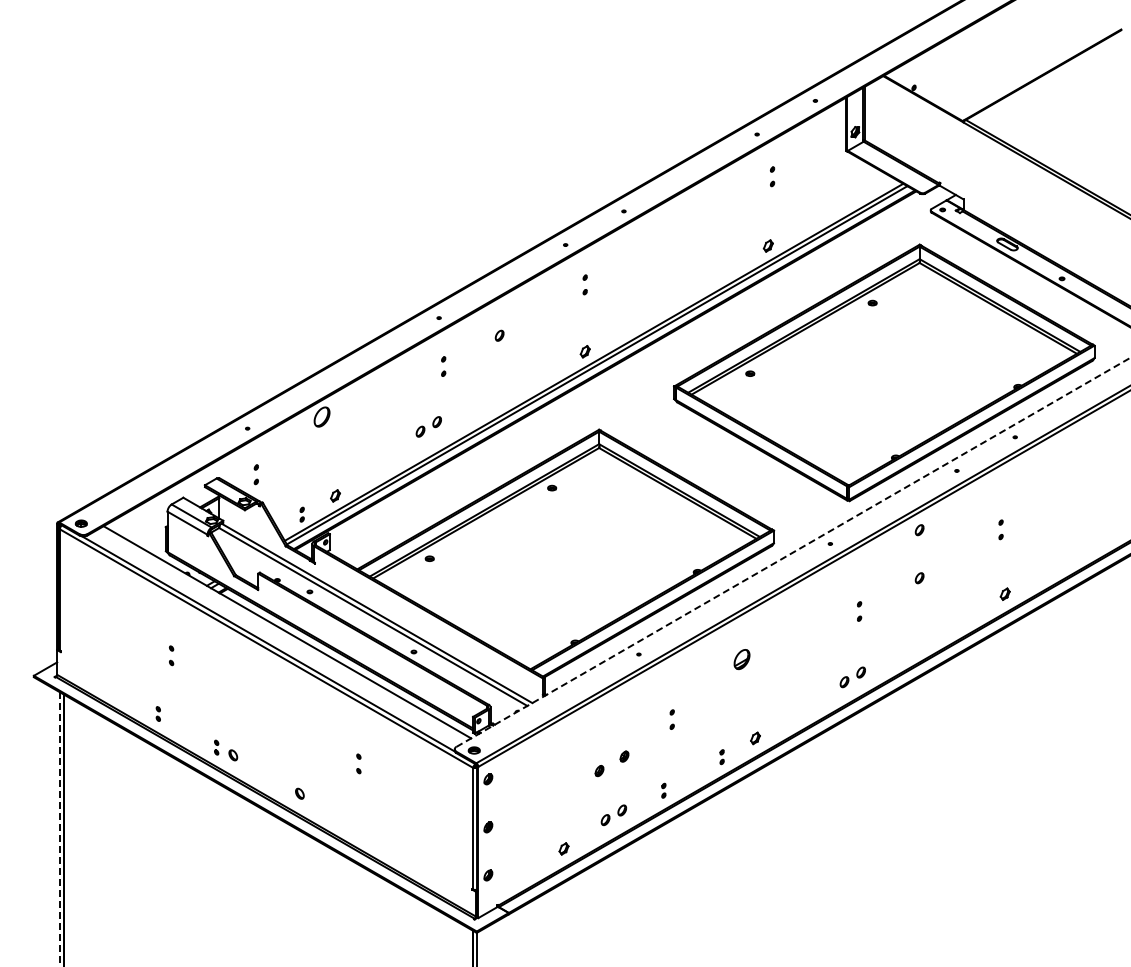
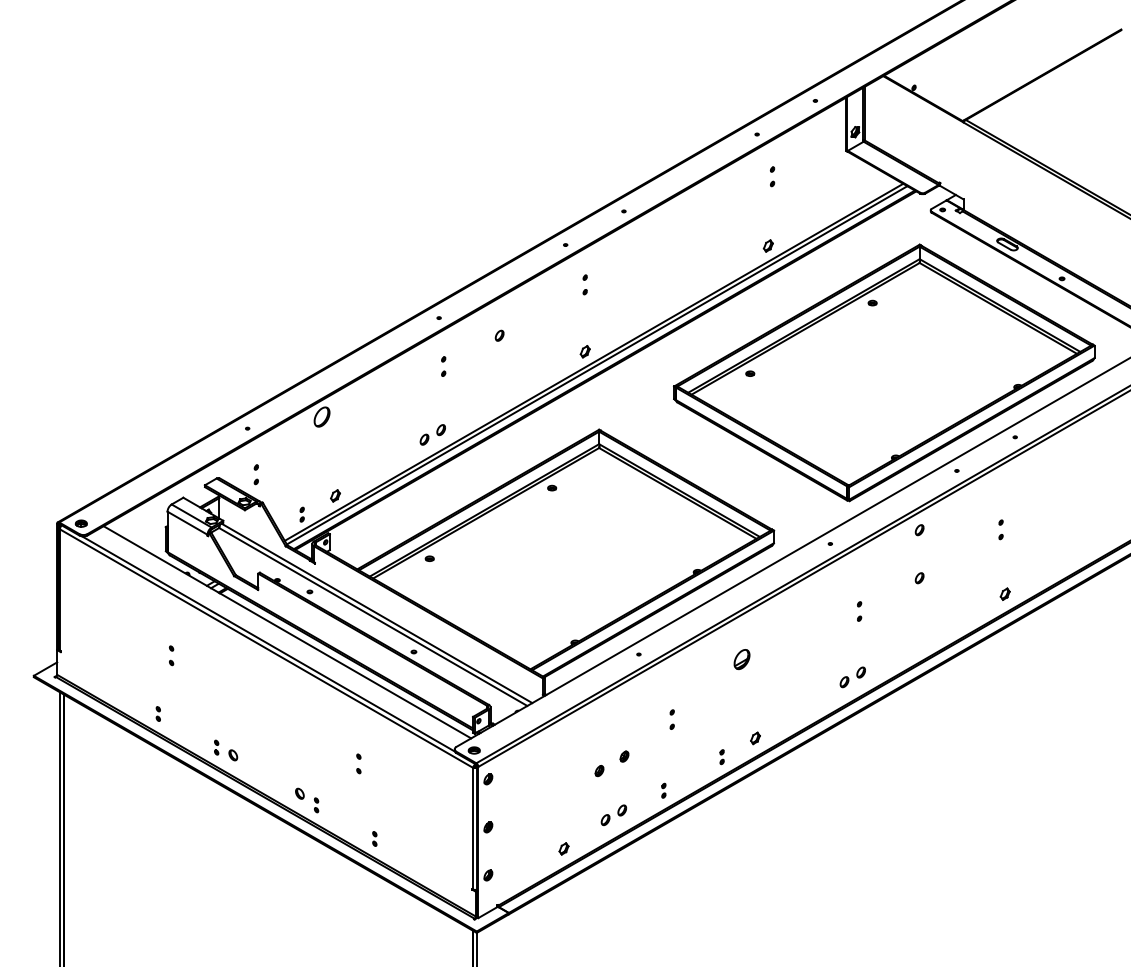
part position: (428, 426) -> (432, 434) (432, 434)
line: dashed -> solid (794, 552)
part: none -> present (316, 805)
line: dashed -> solid (59, 829)
part: none -> present (374, 838)
